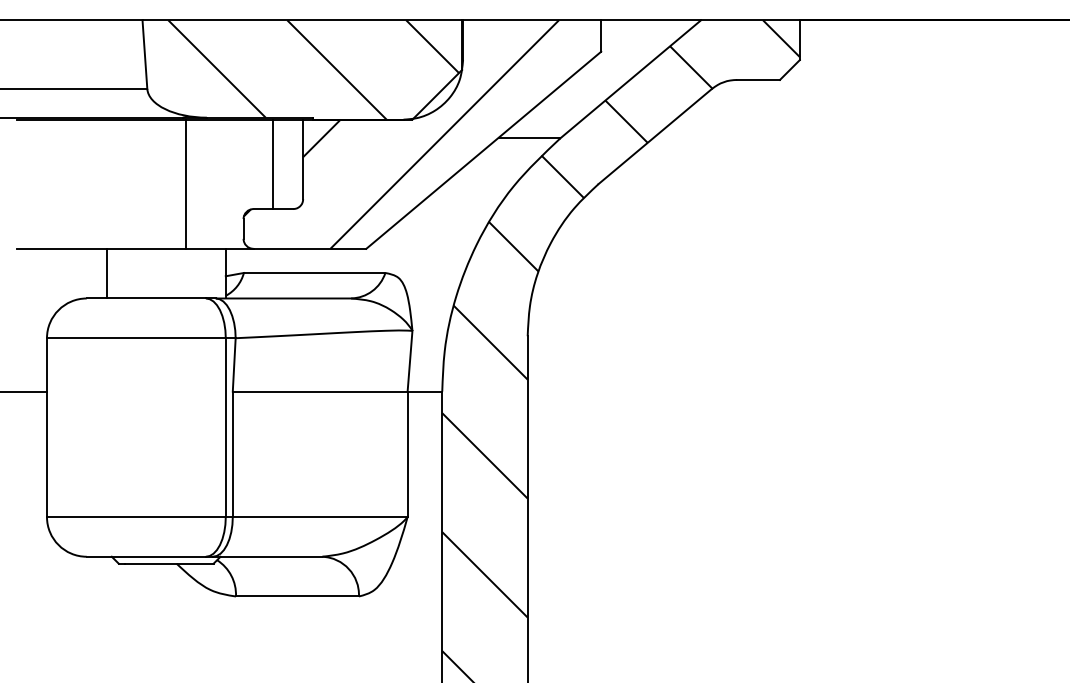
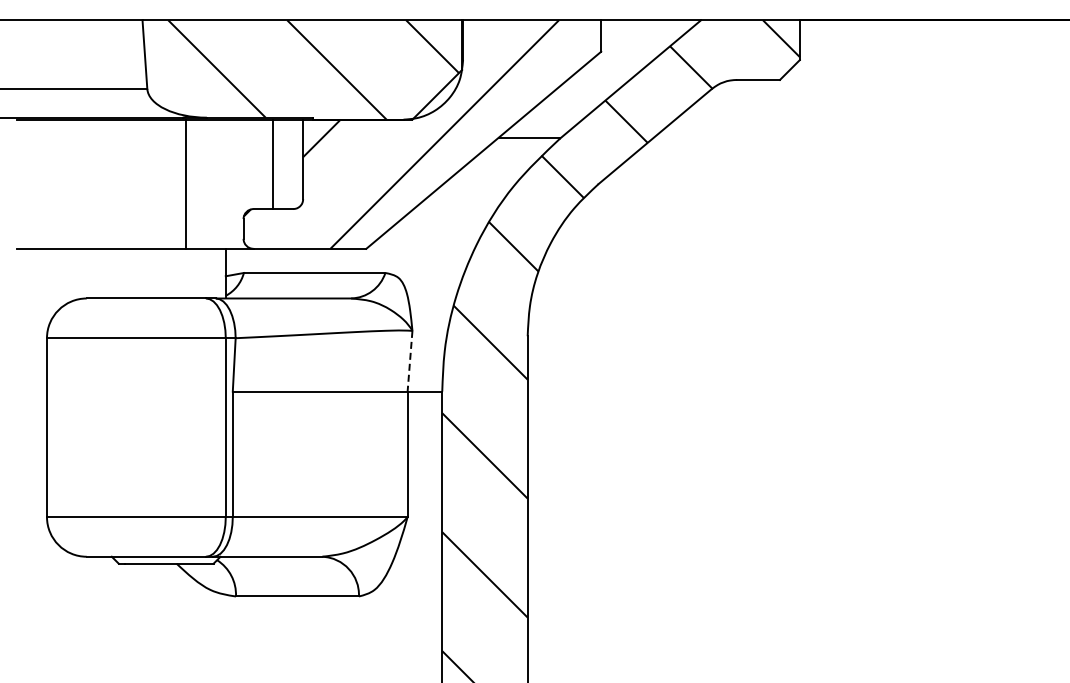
line: present -> none (106, 273)
line: solid -> dashed (410, 361)
line: present -> none (24, 391)
